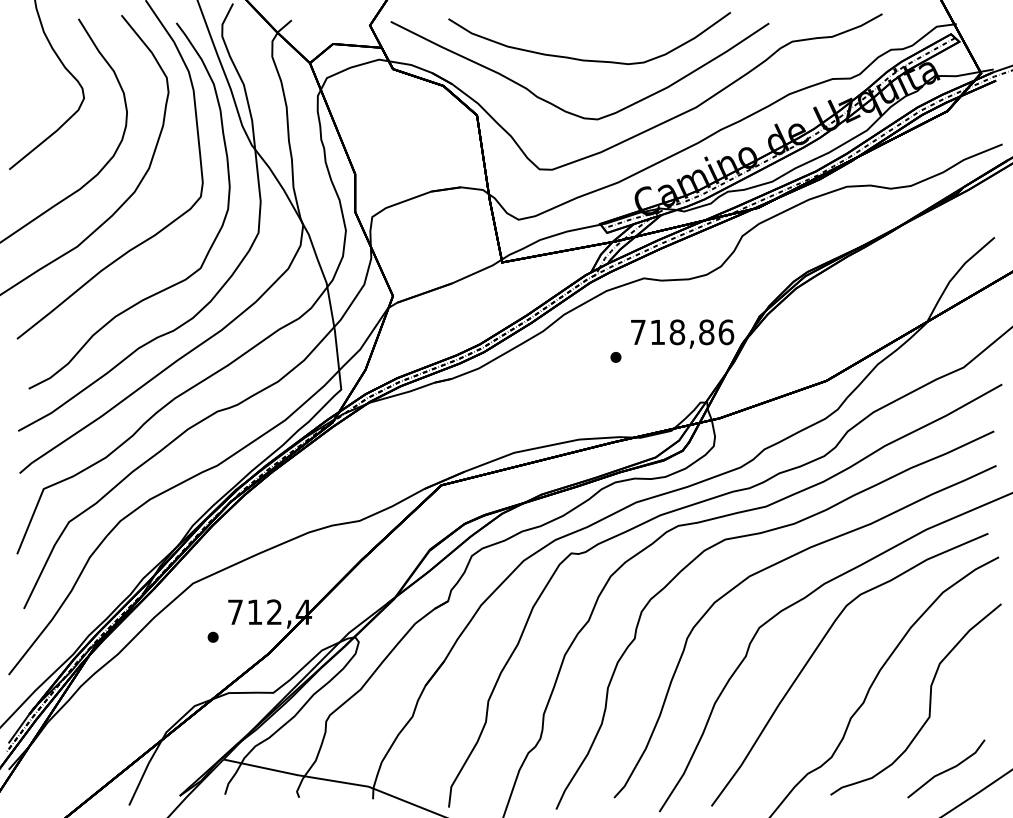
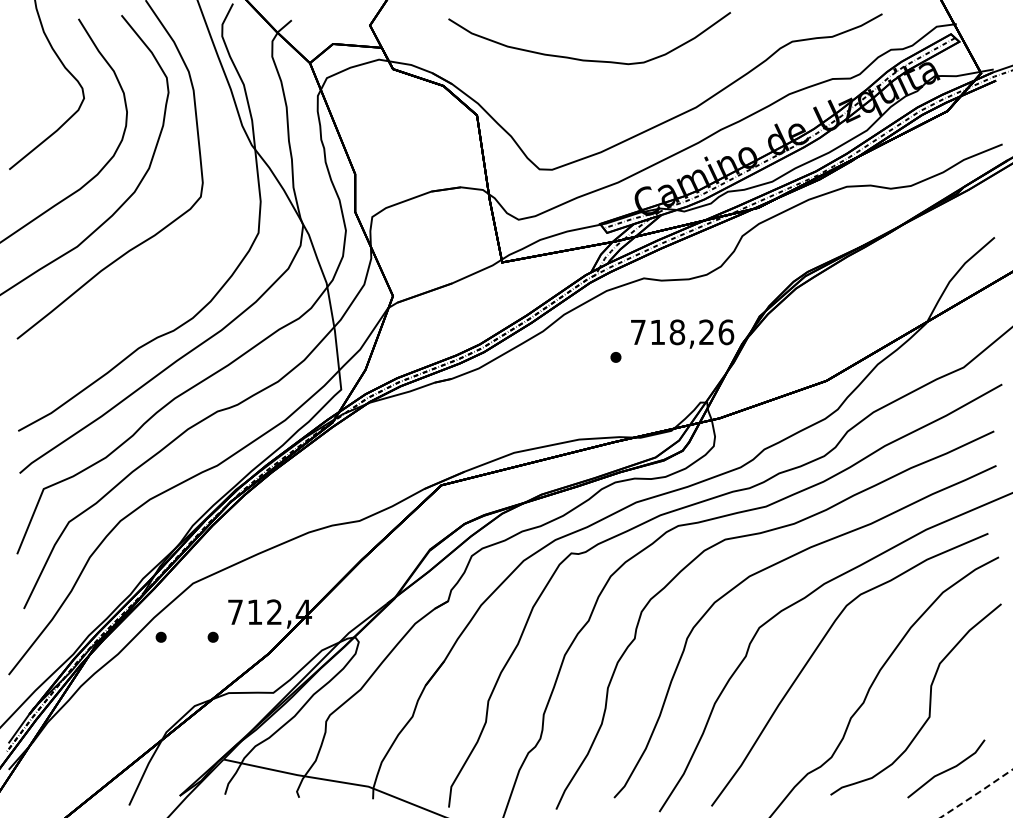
curve: present -> none (560, 107)
curve: present -> none (168, 286)
text: 718,86 -> 718,26 (706, 332)
part: none -> present (160, 636)
line: solid -> dashed (977, 793)
